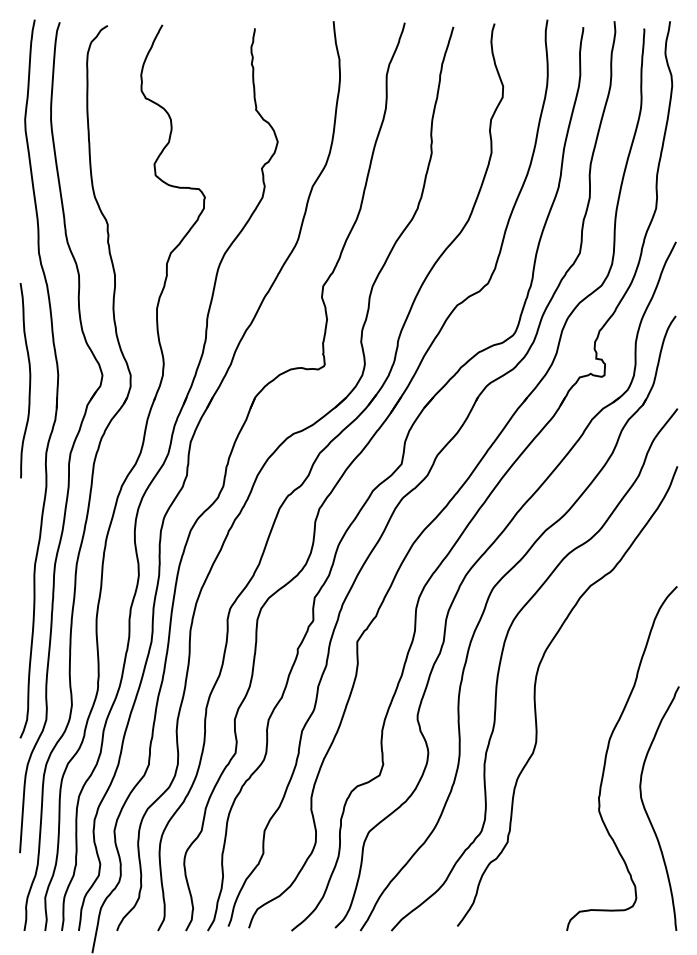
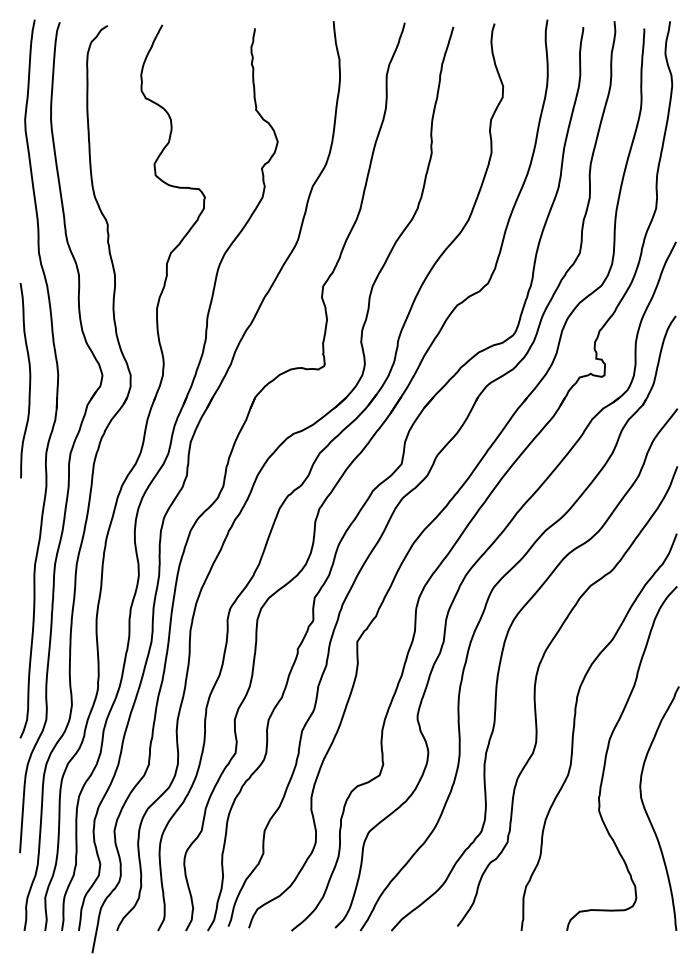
curve: none -> present (574, 731)
